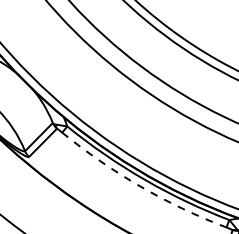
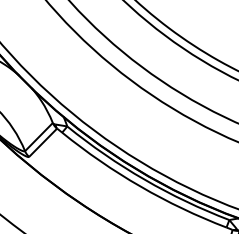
arc: dashed -> solid (140, 186)
